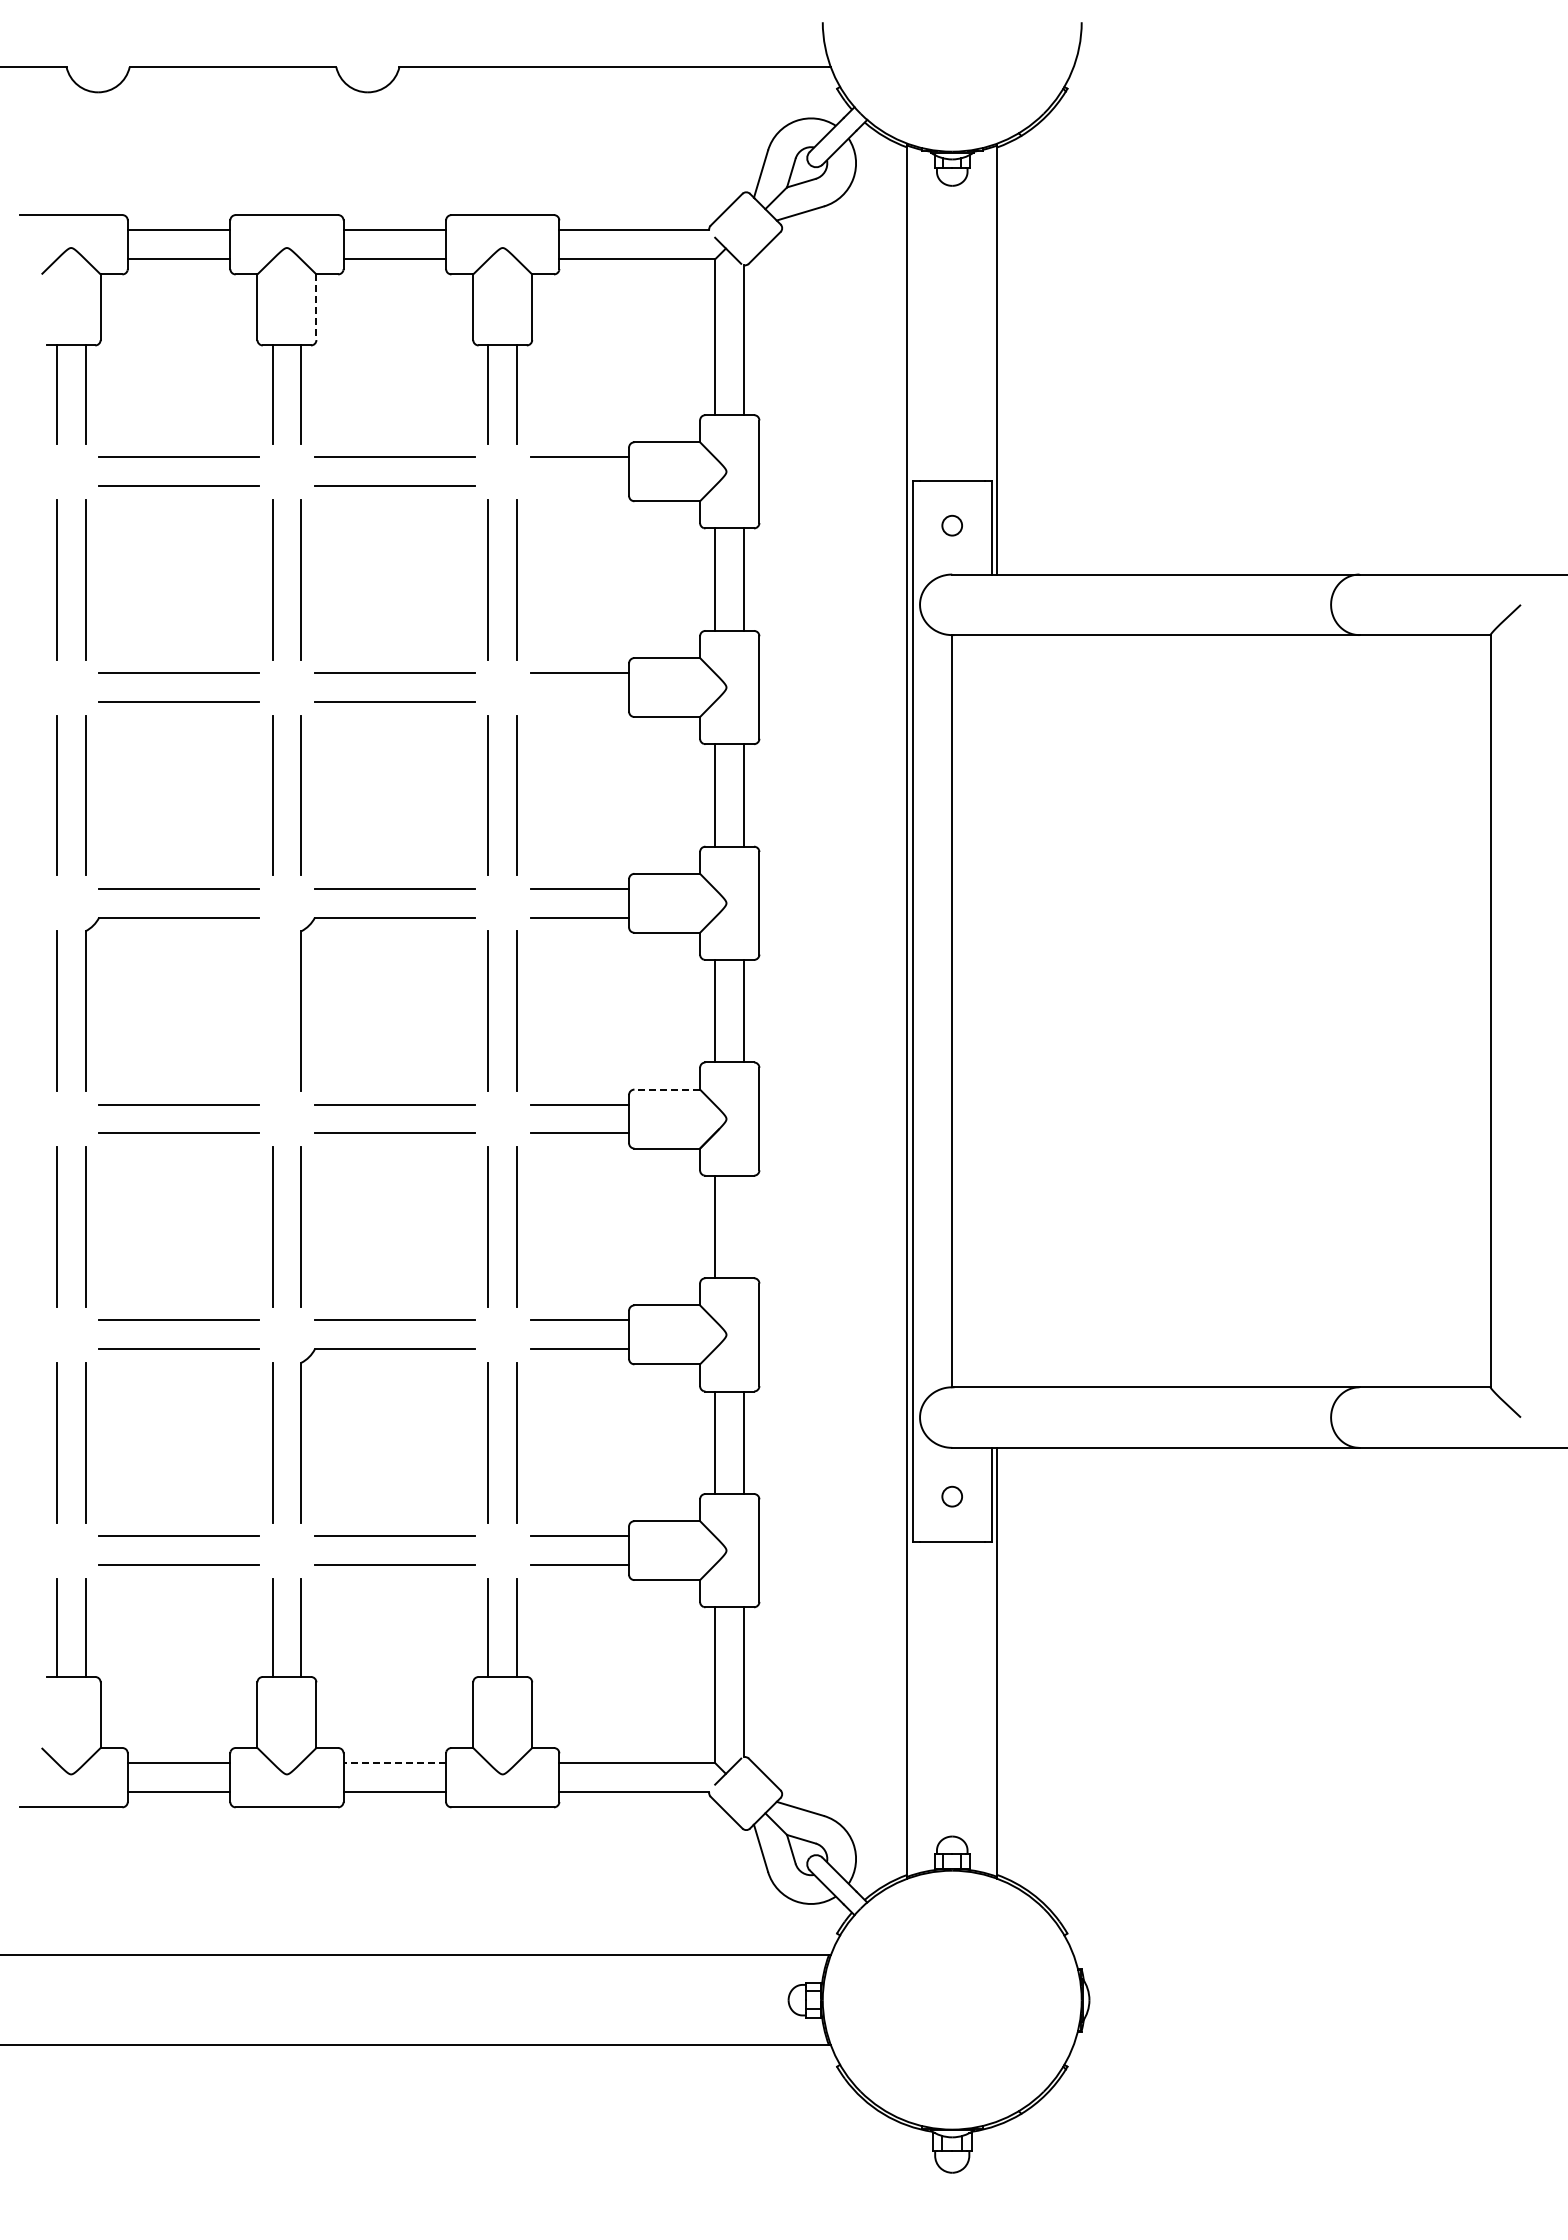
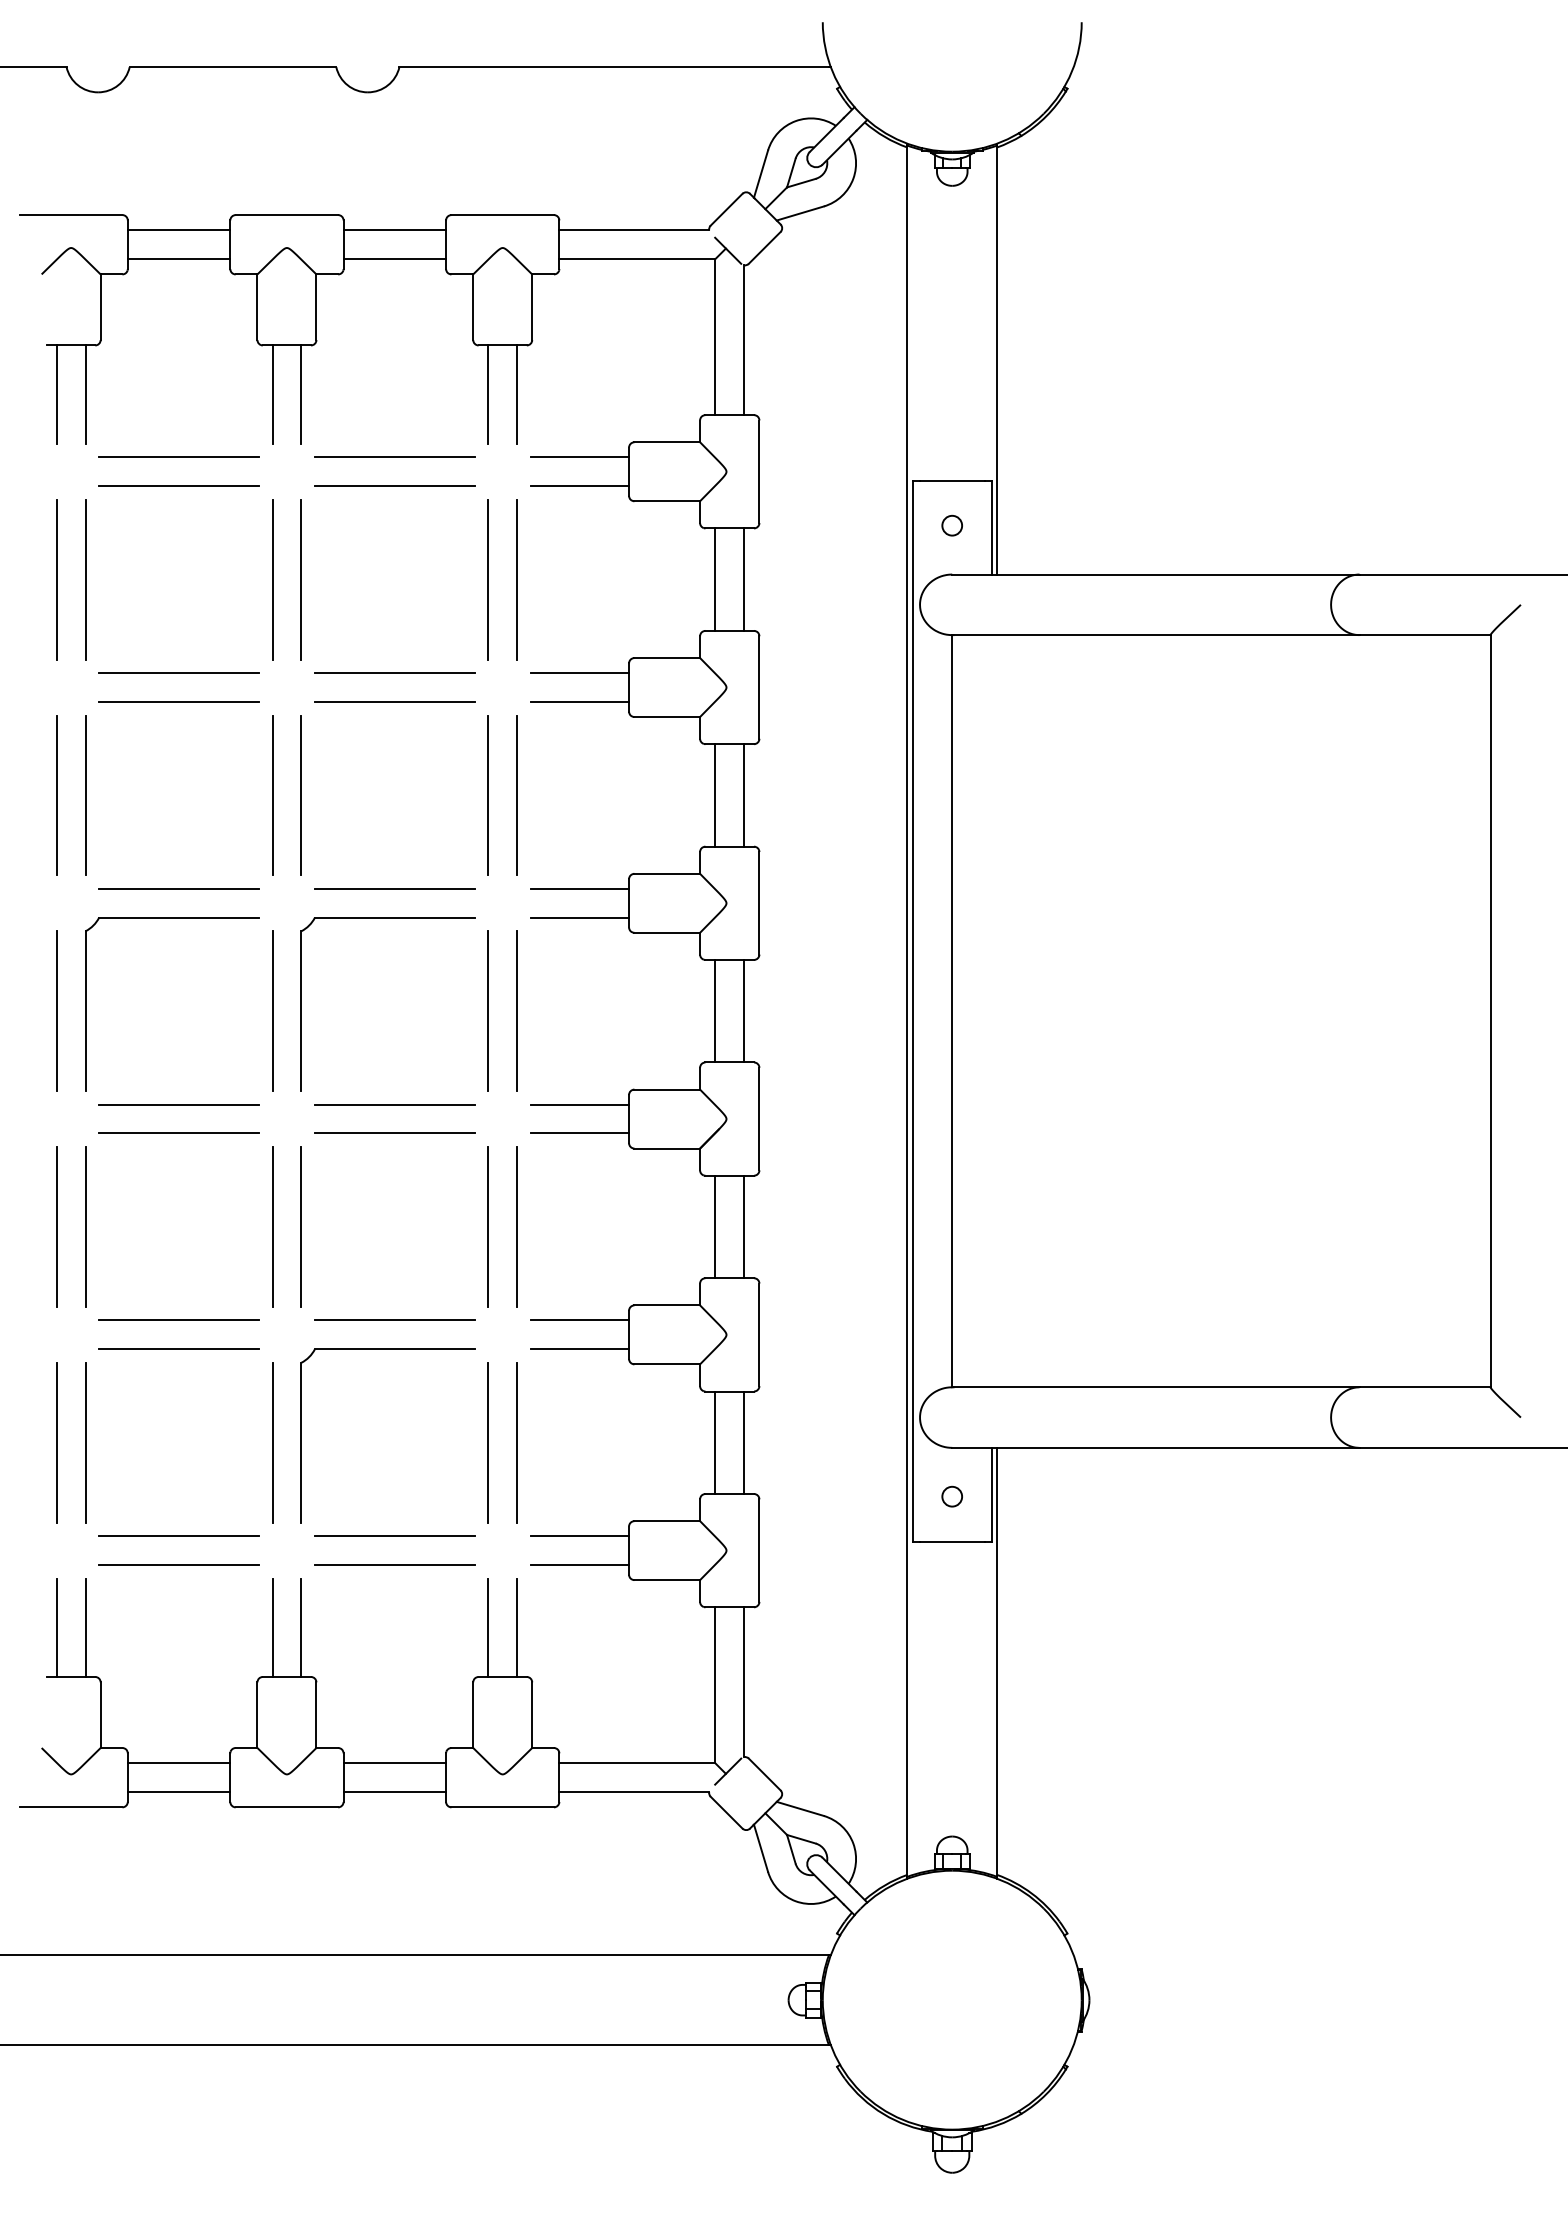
line: dashed -> solid (316, 307)
line: none -> present (579, 486)
line: none -> present (579, 701)
line: none -> present (272, 1011)
line: dashed -> solid (667, 1089)
line: none -> present (744, 1226)
line: dashed -> solid (394, 1763)
